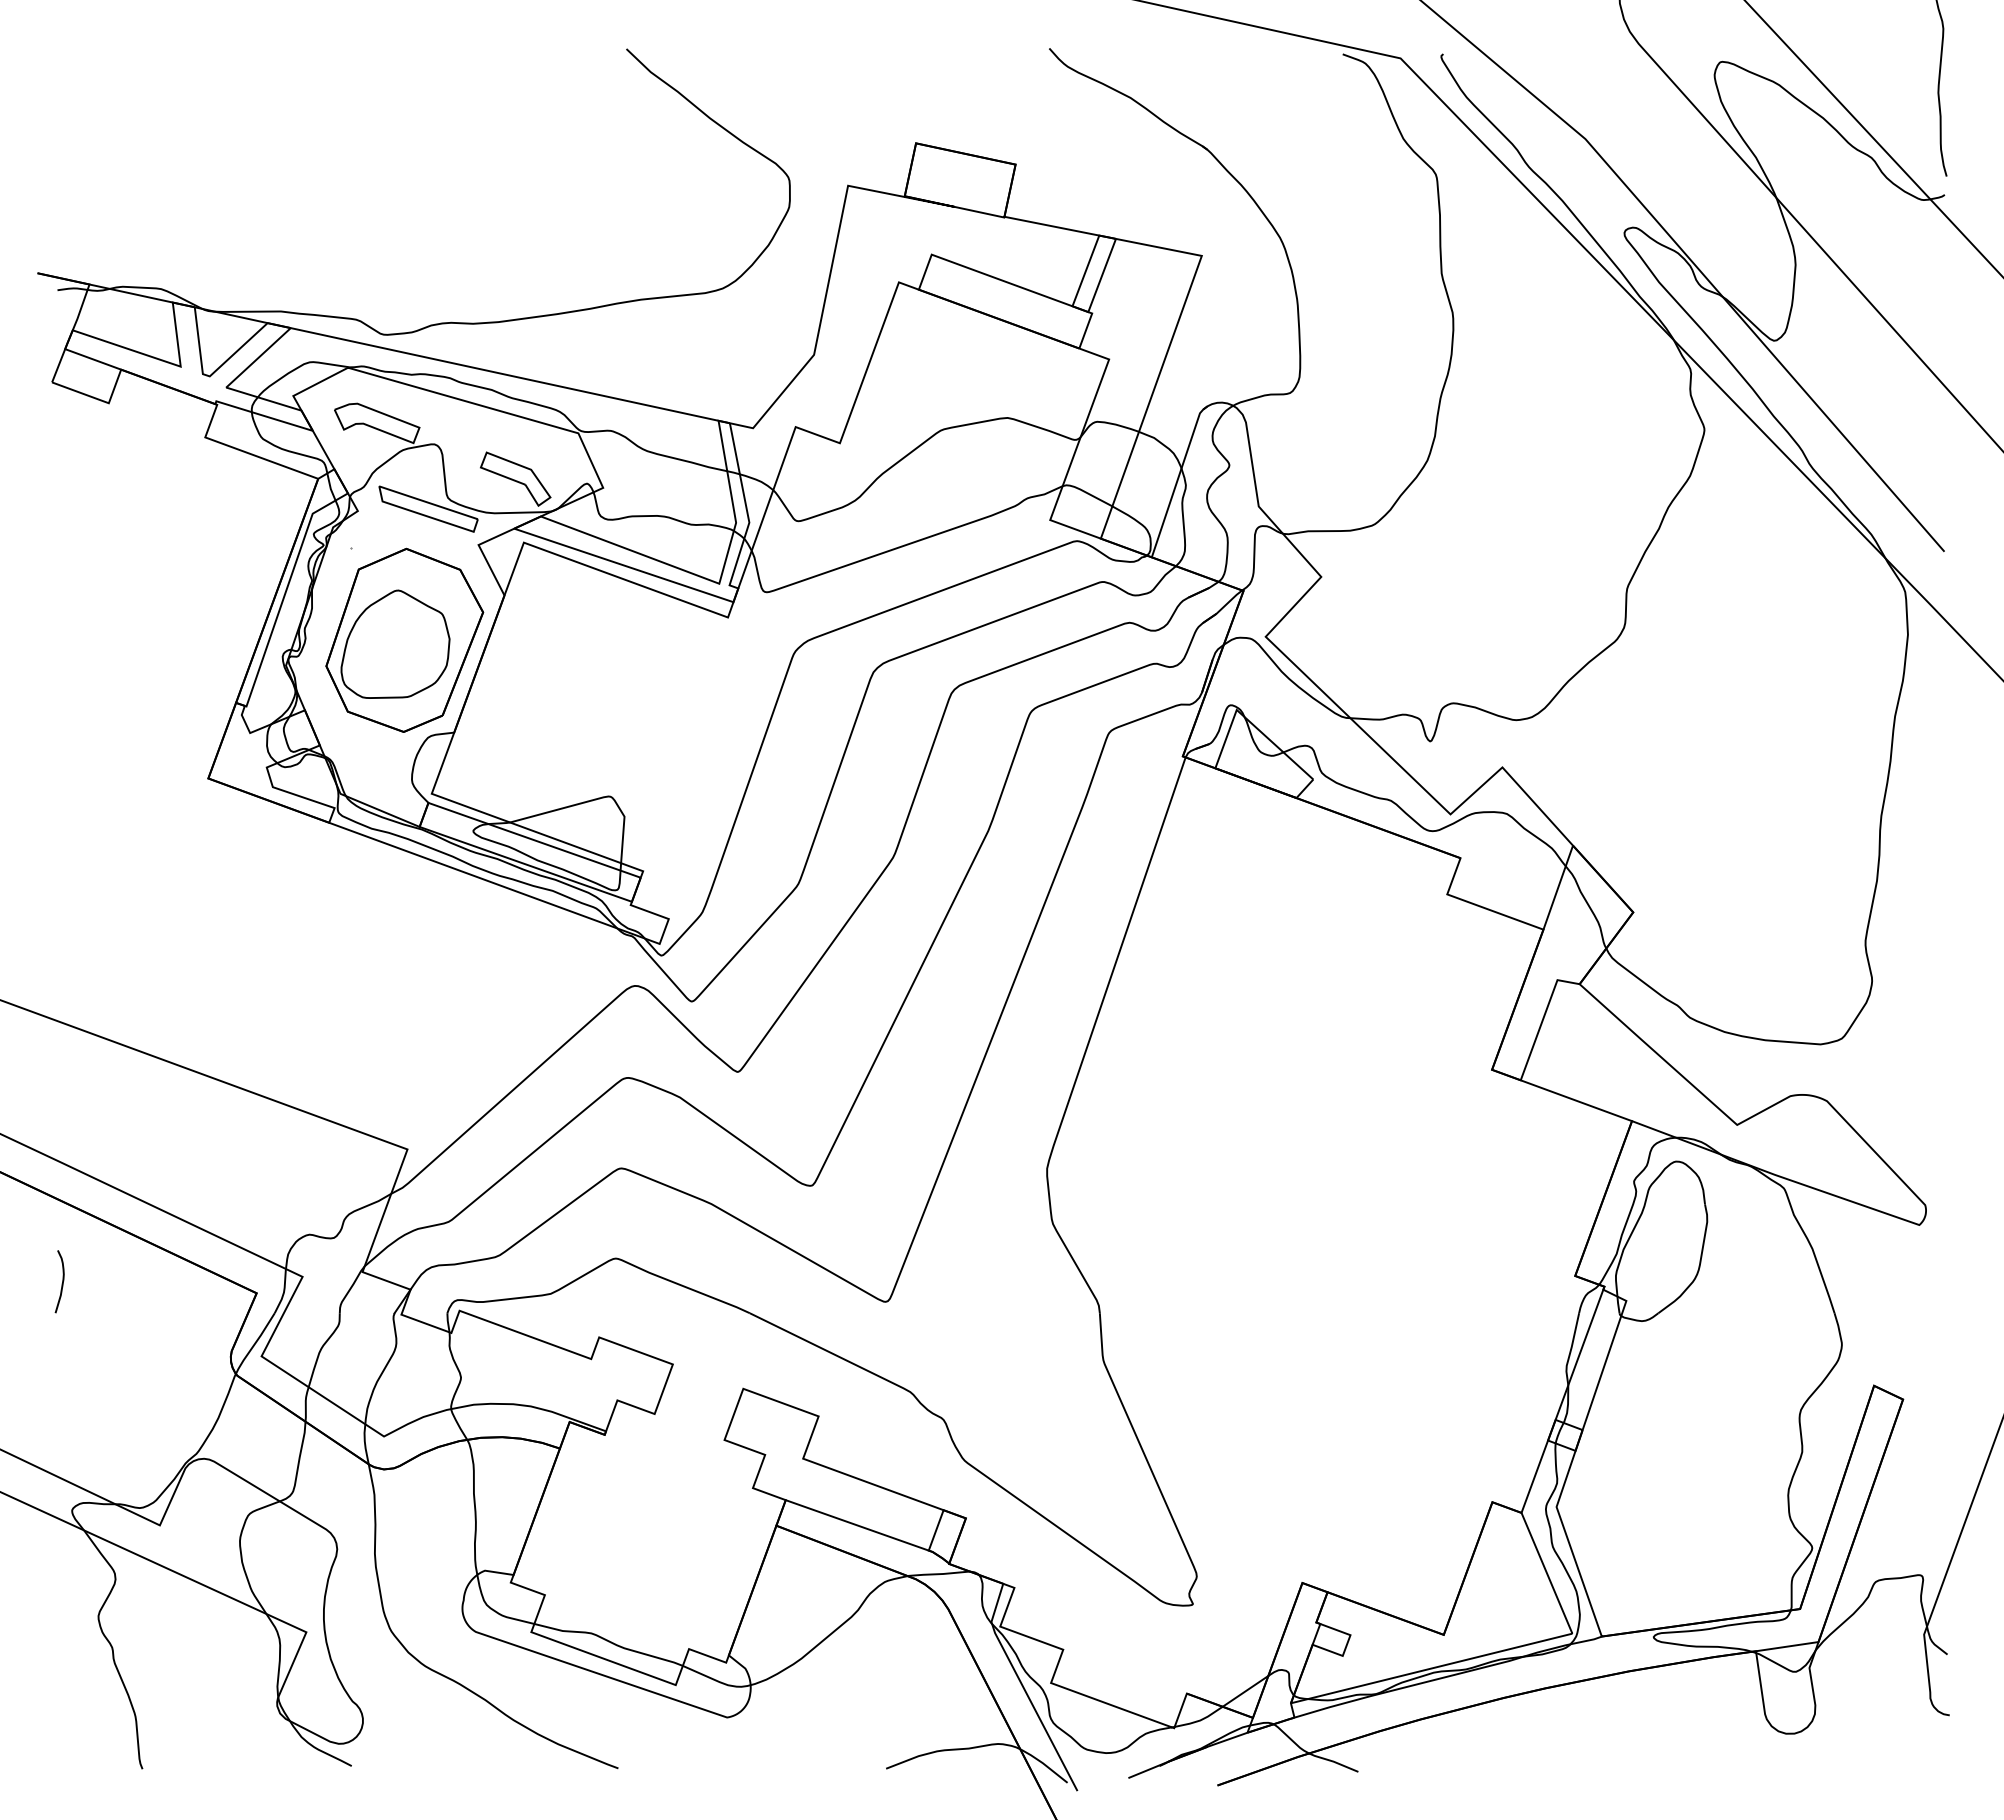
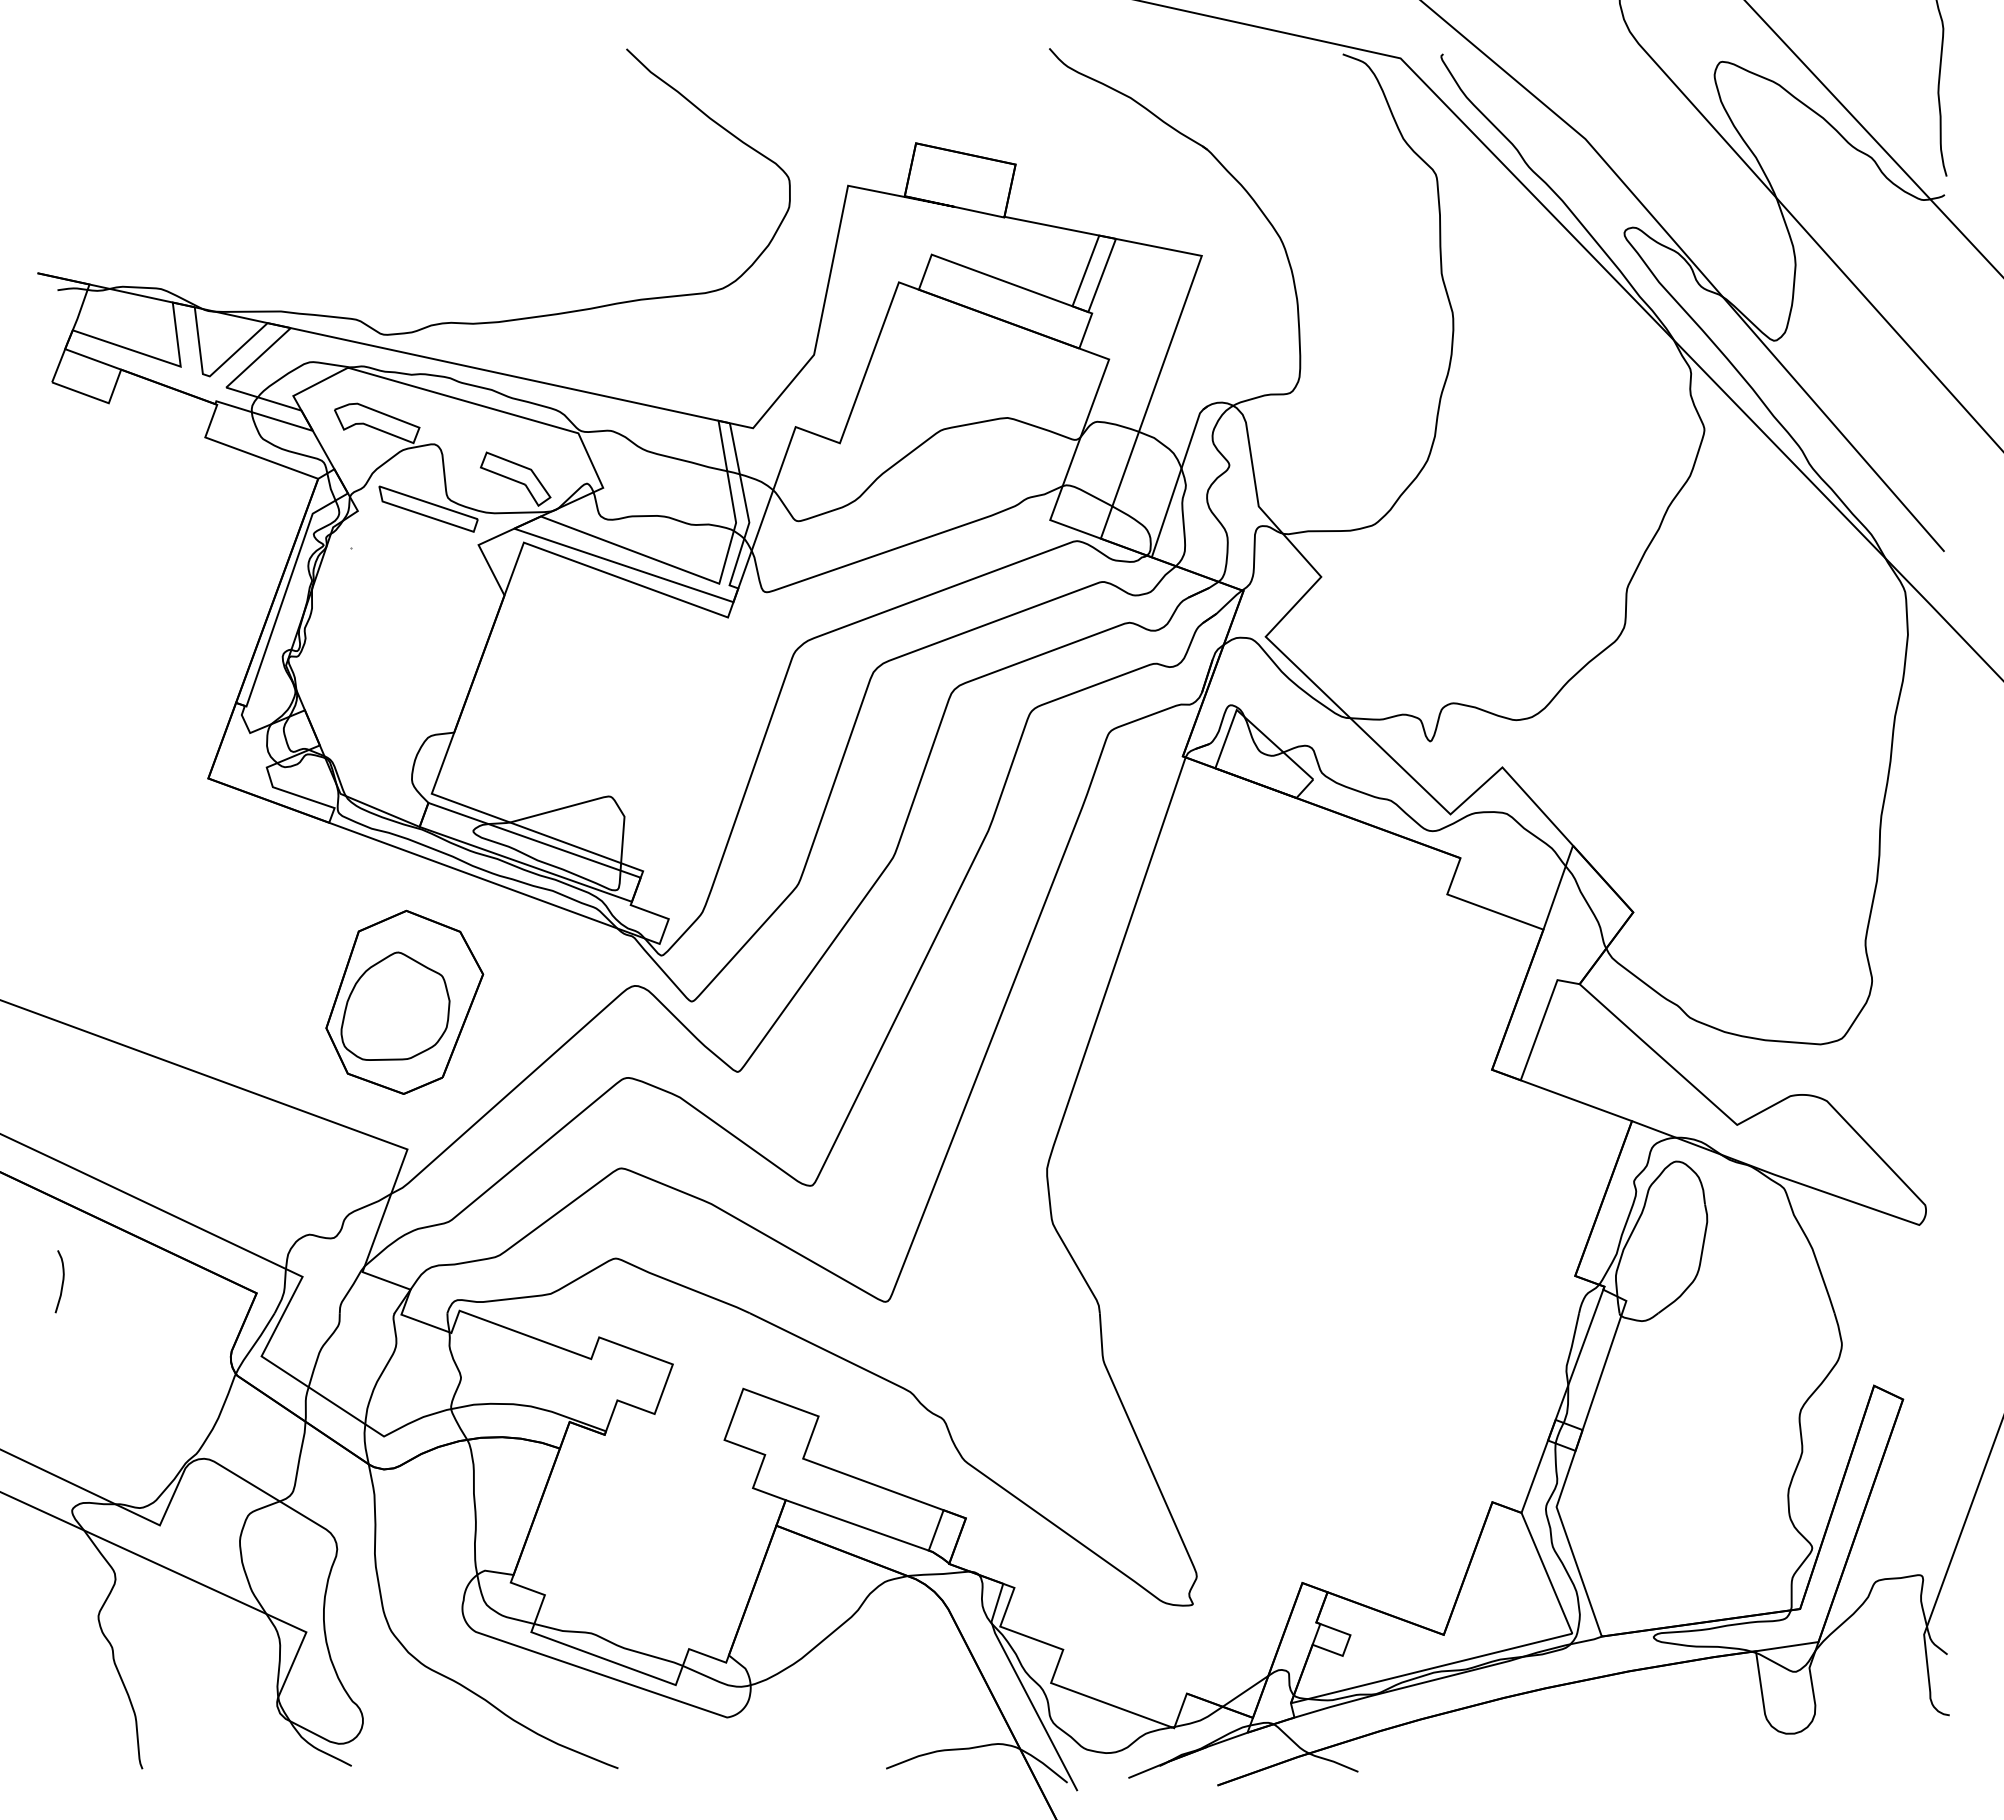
part position: (404, 639) -> (404, 1001) (404, 1001)
